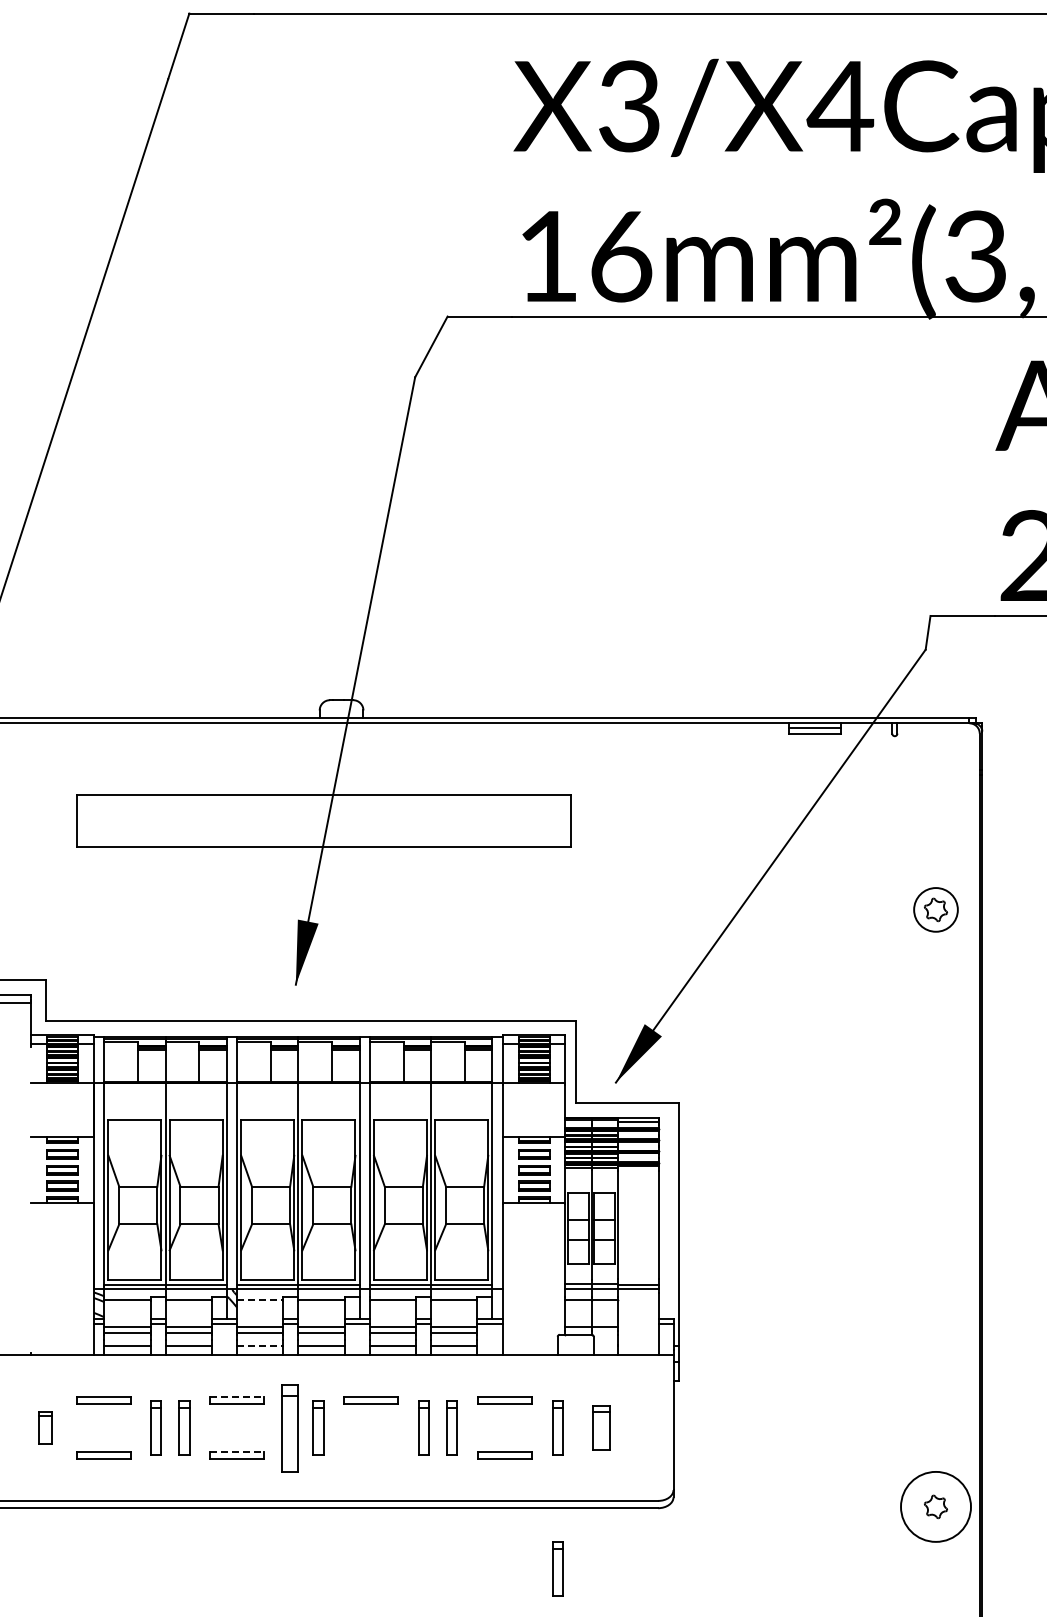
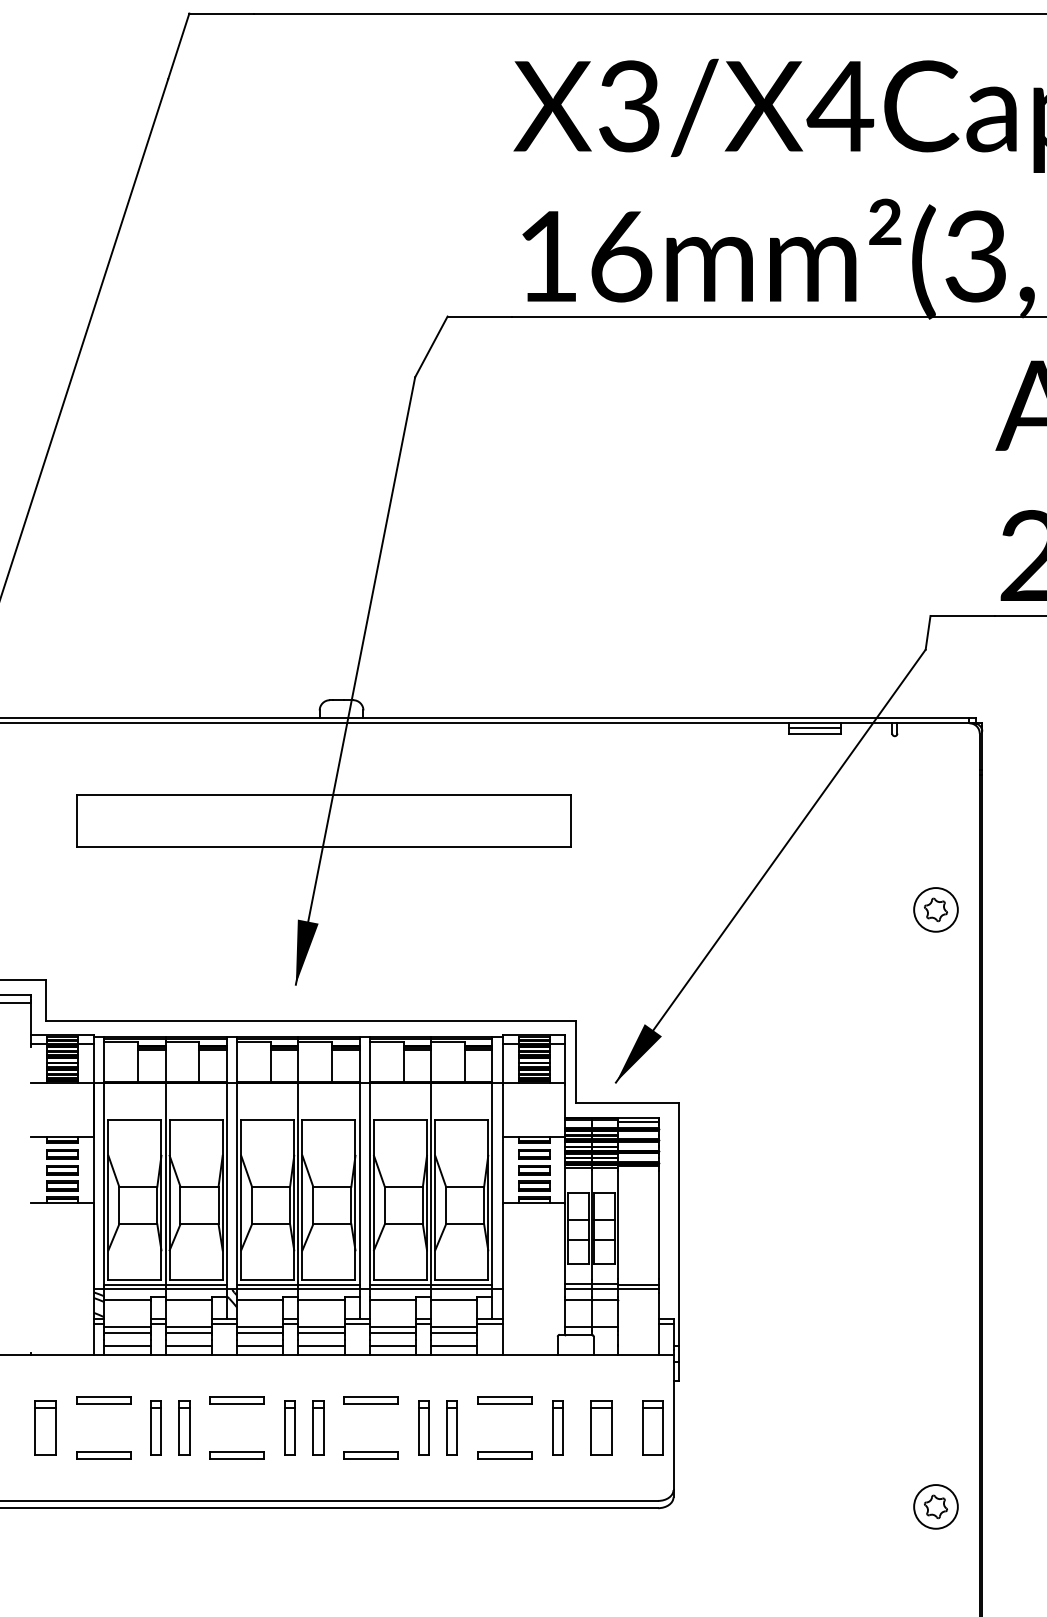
line: dashed -> solid (260, 1299)
line: dashed -> solid (260, 1346)
line: dashed -> solid (237, 1397)
part size: 15x34 px -> 23x56 px (45, 1427)
part size: 19x46 px -> 23x56 px (601, 1427)
part: none -> present (652, 1427)
part size: 18x89 px -> 12x56 px (289, 1427)
line: dashed -> solid (237, 1451)
part: none -> present (370, 1455)
circle diameter: 70 px -> 44 px (935, 1506)
part: present -> none (557, 1568)
